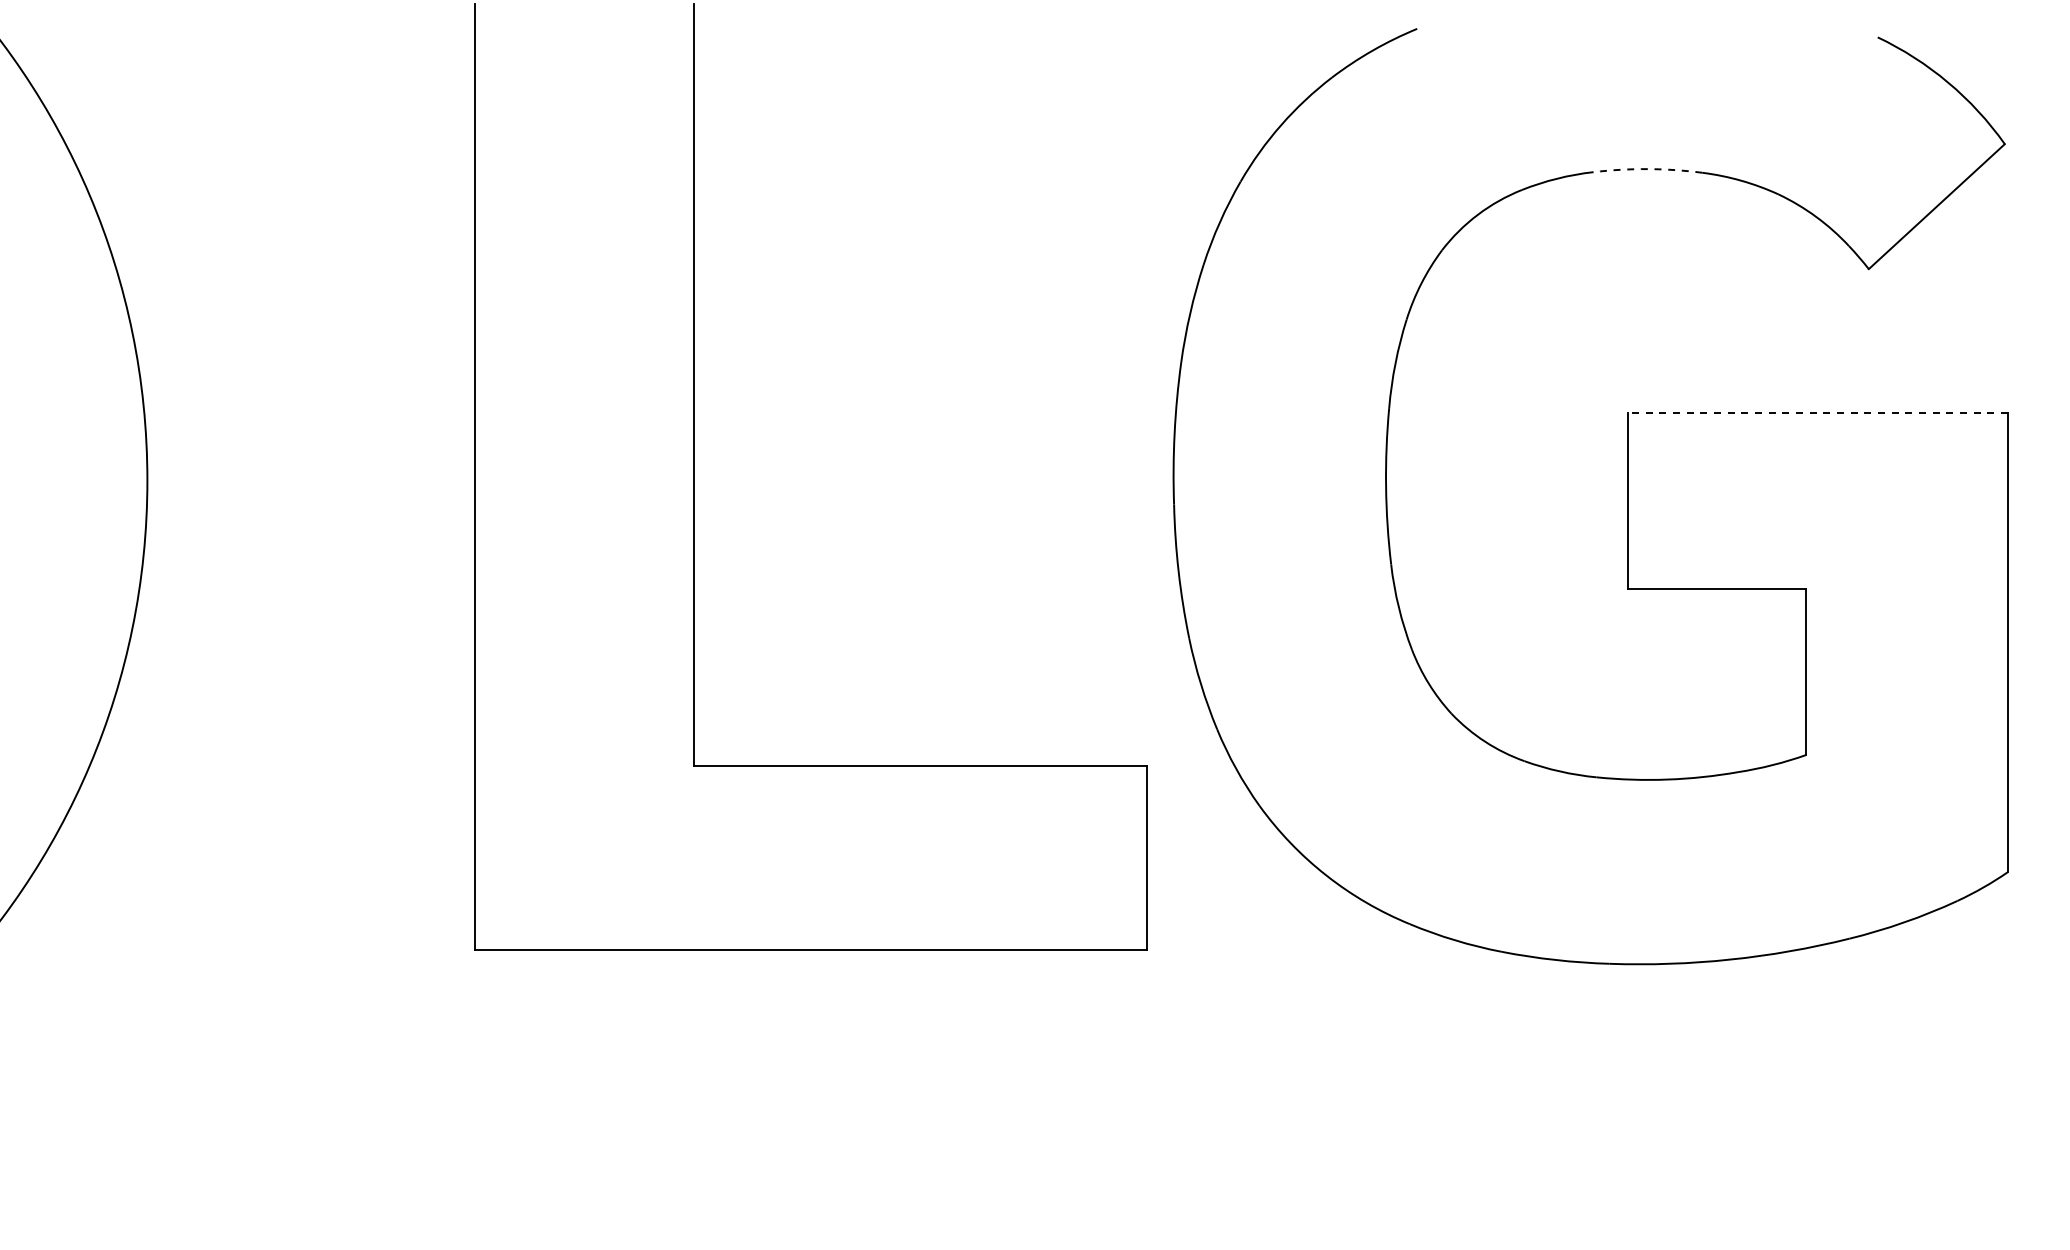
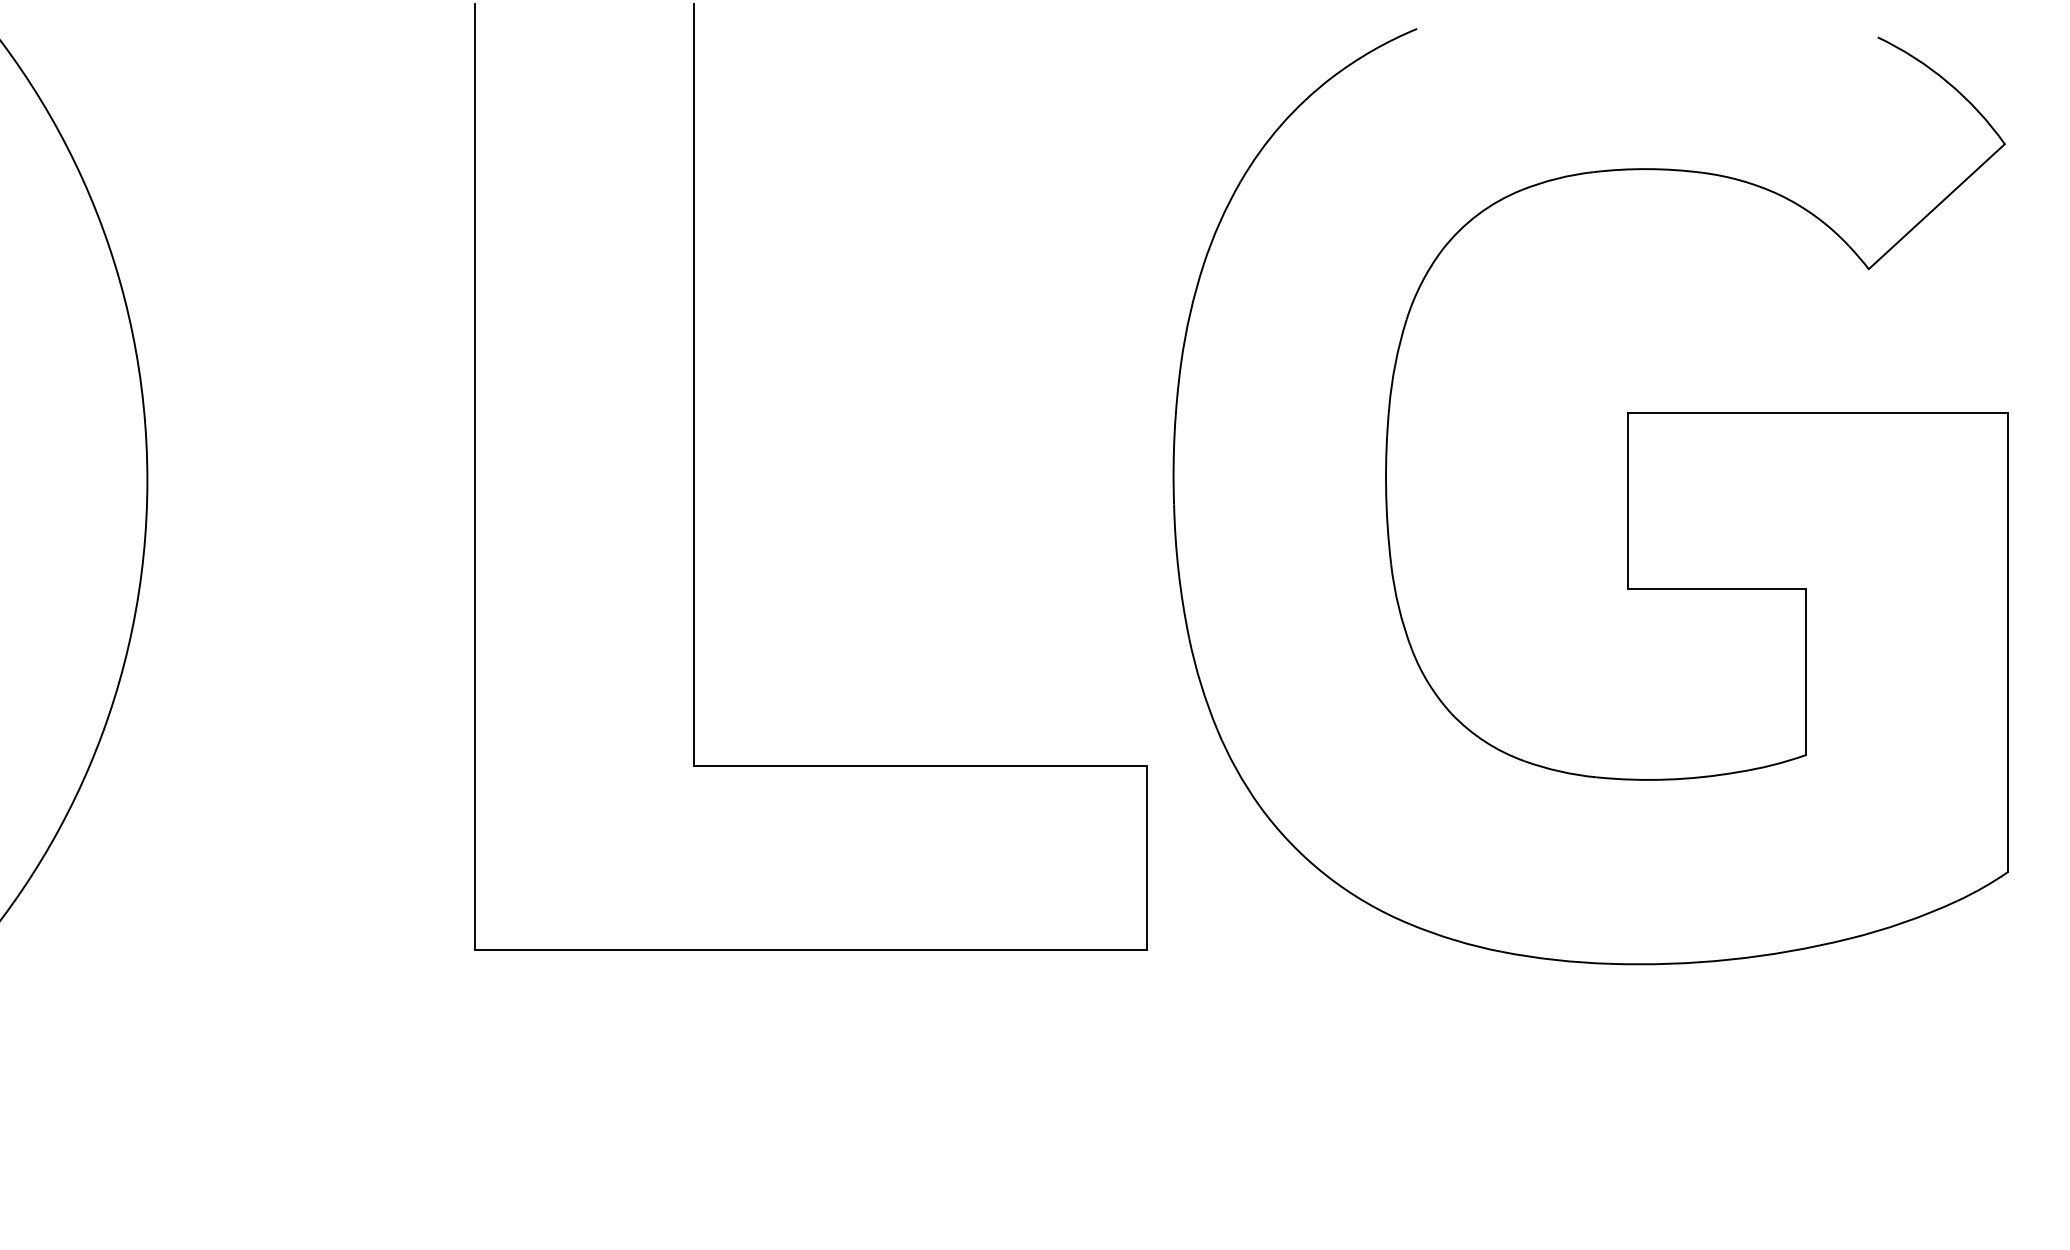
arc: dashed -> solid (1647, 169)
line: dashed -> solid (1818, 412)
